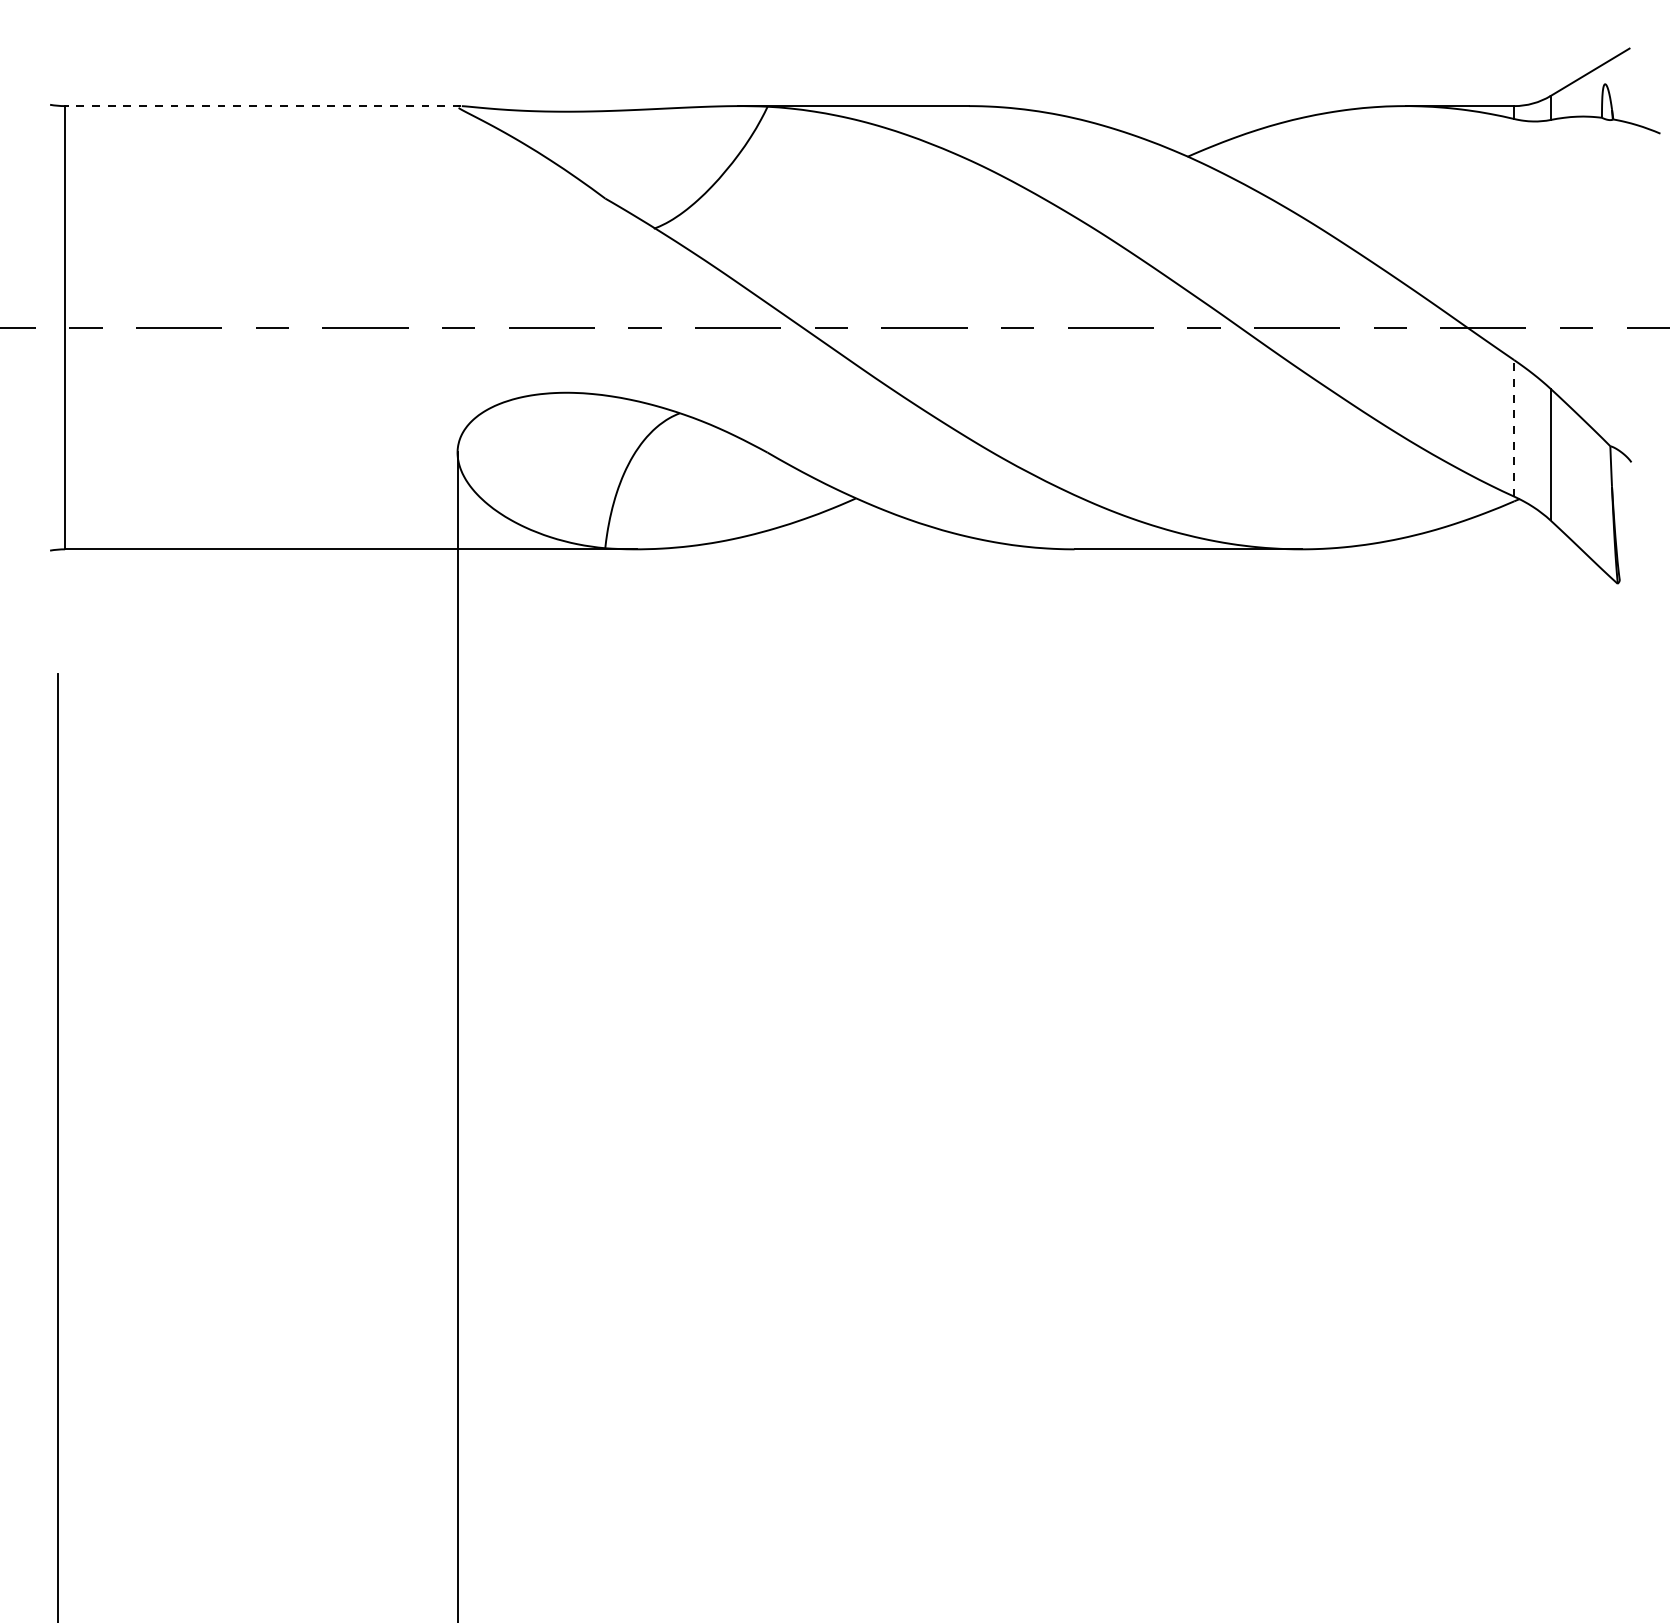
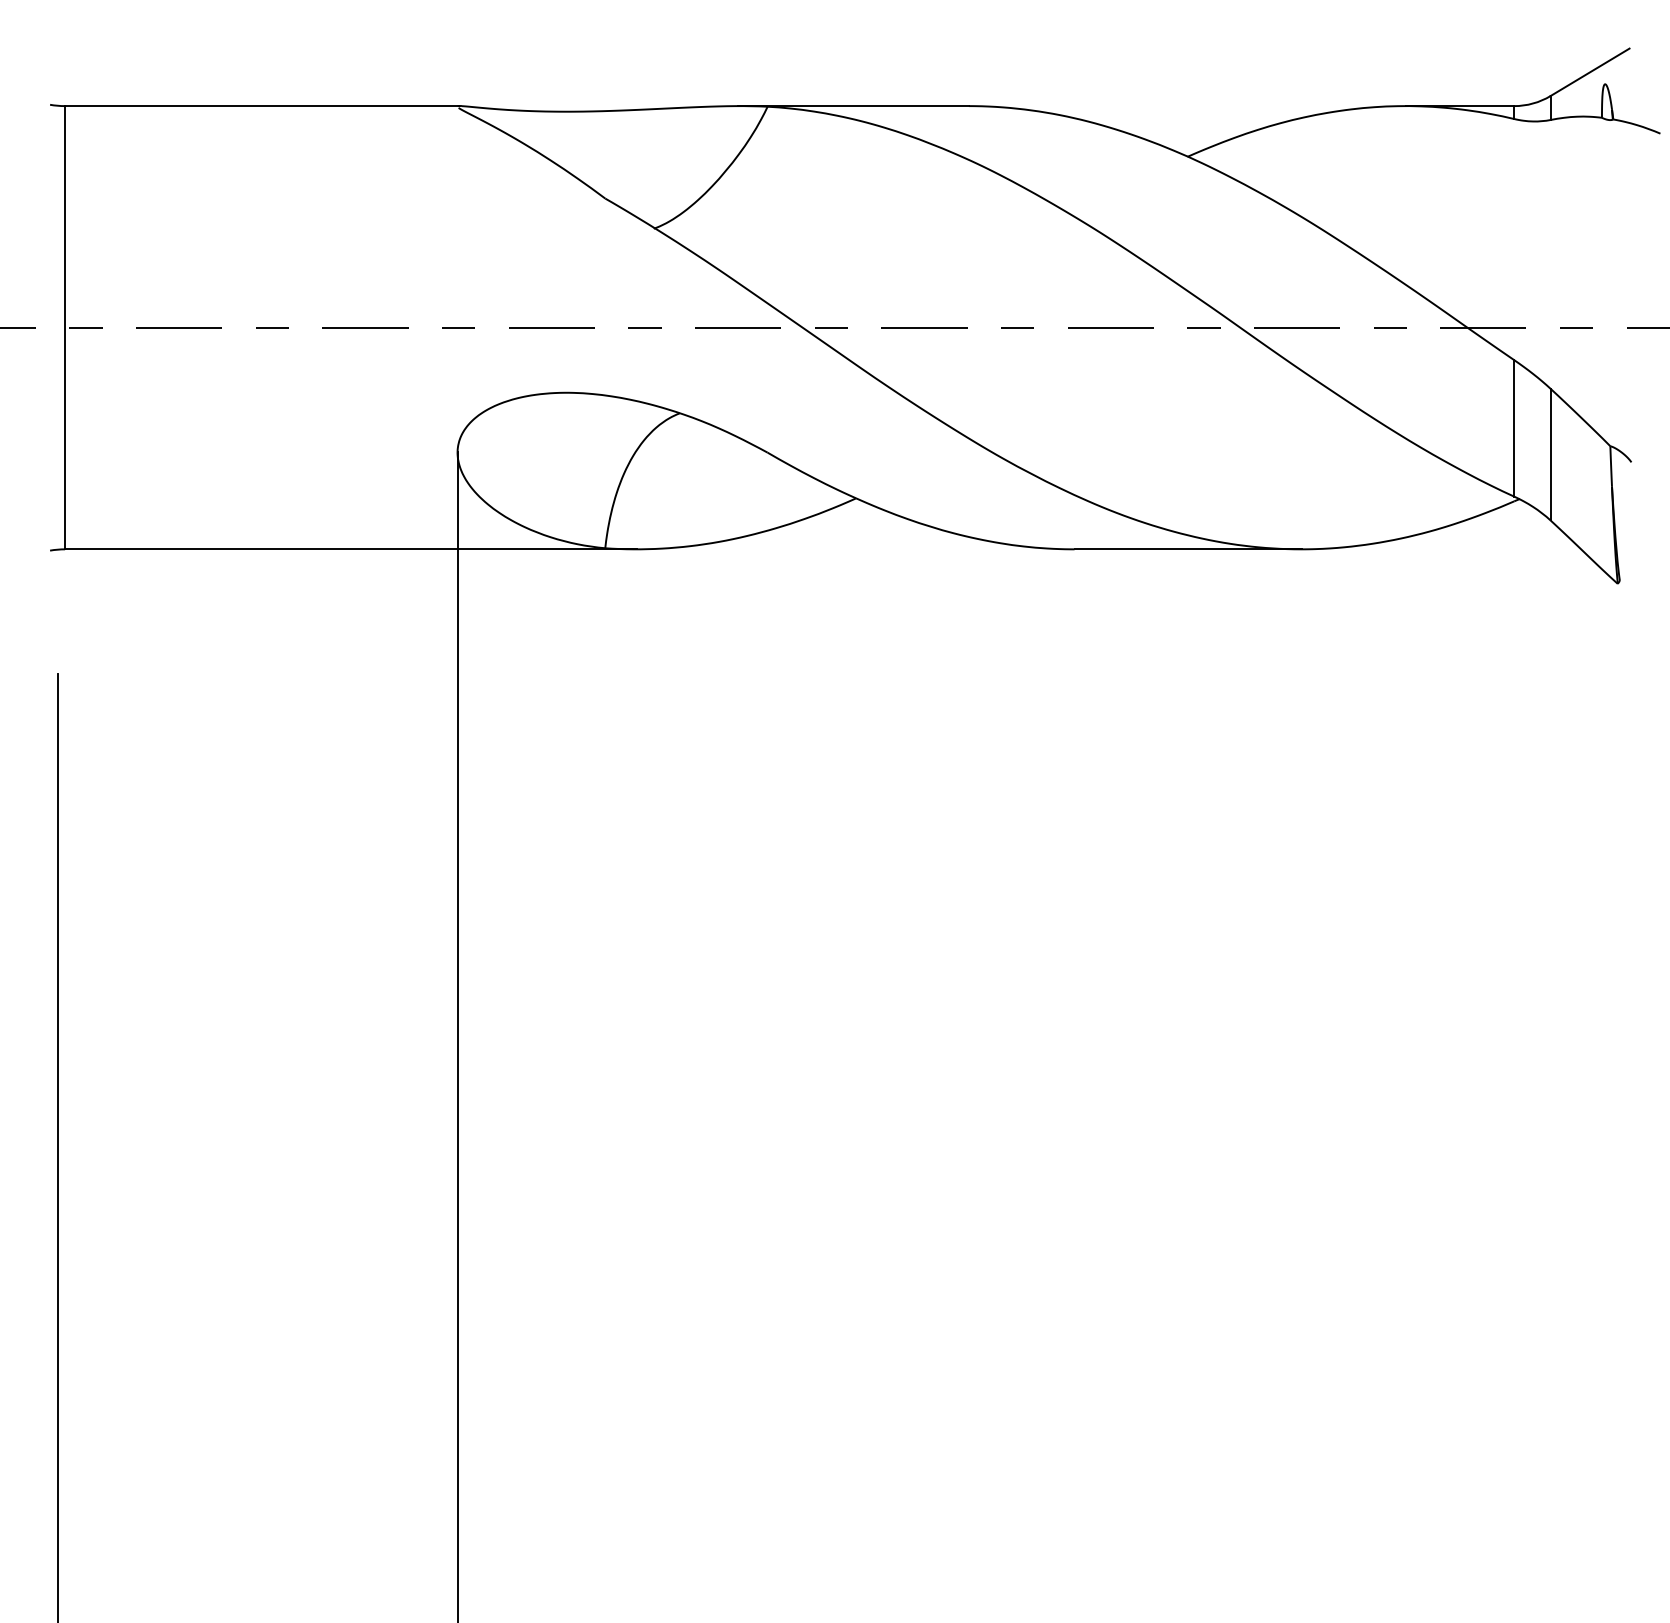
line: dashed -> solid (262, 106)
line: dashed -> solid (1514, 427)
